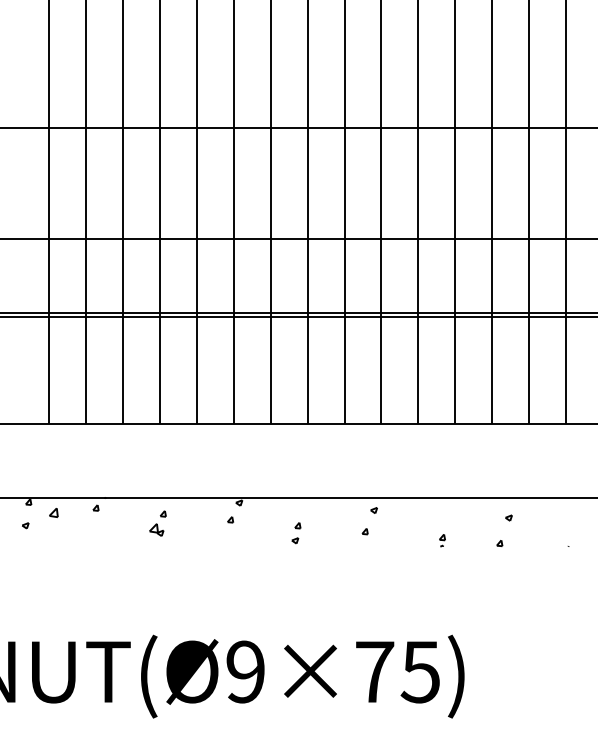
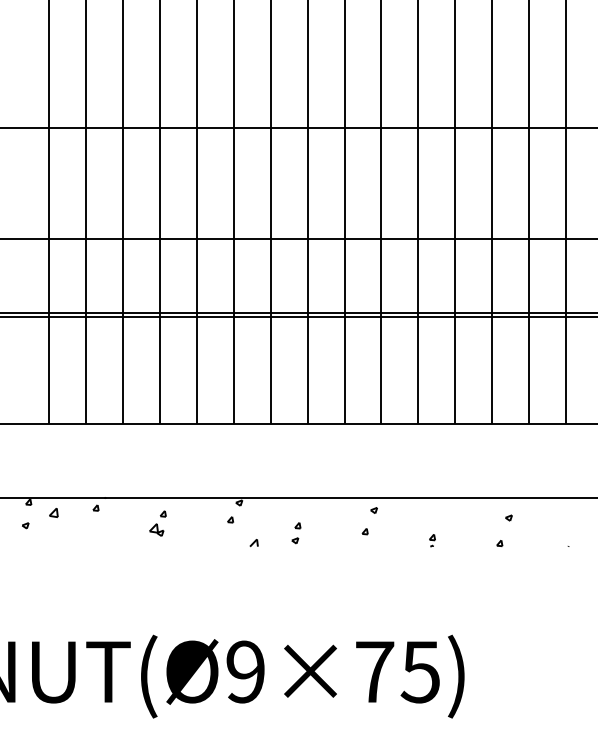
part position: (442, 540) -> (432, 540) (432, 540)
part: none -> present (253, 542)
